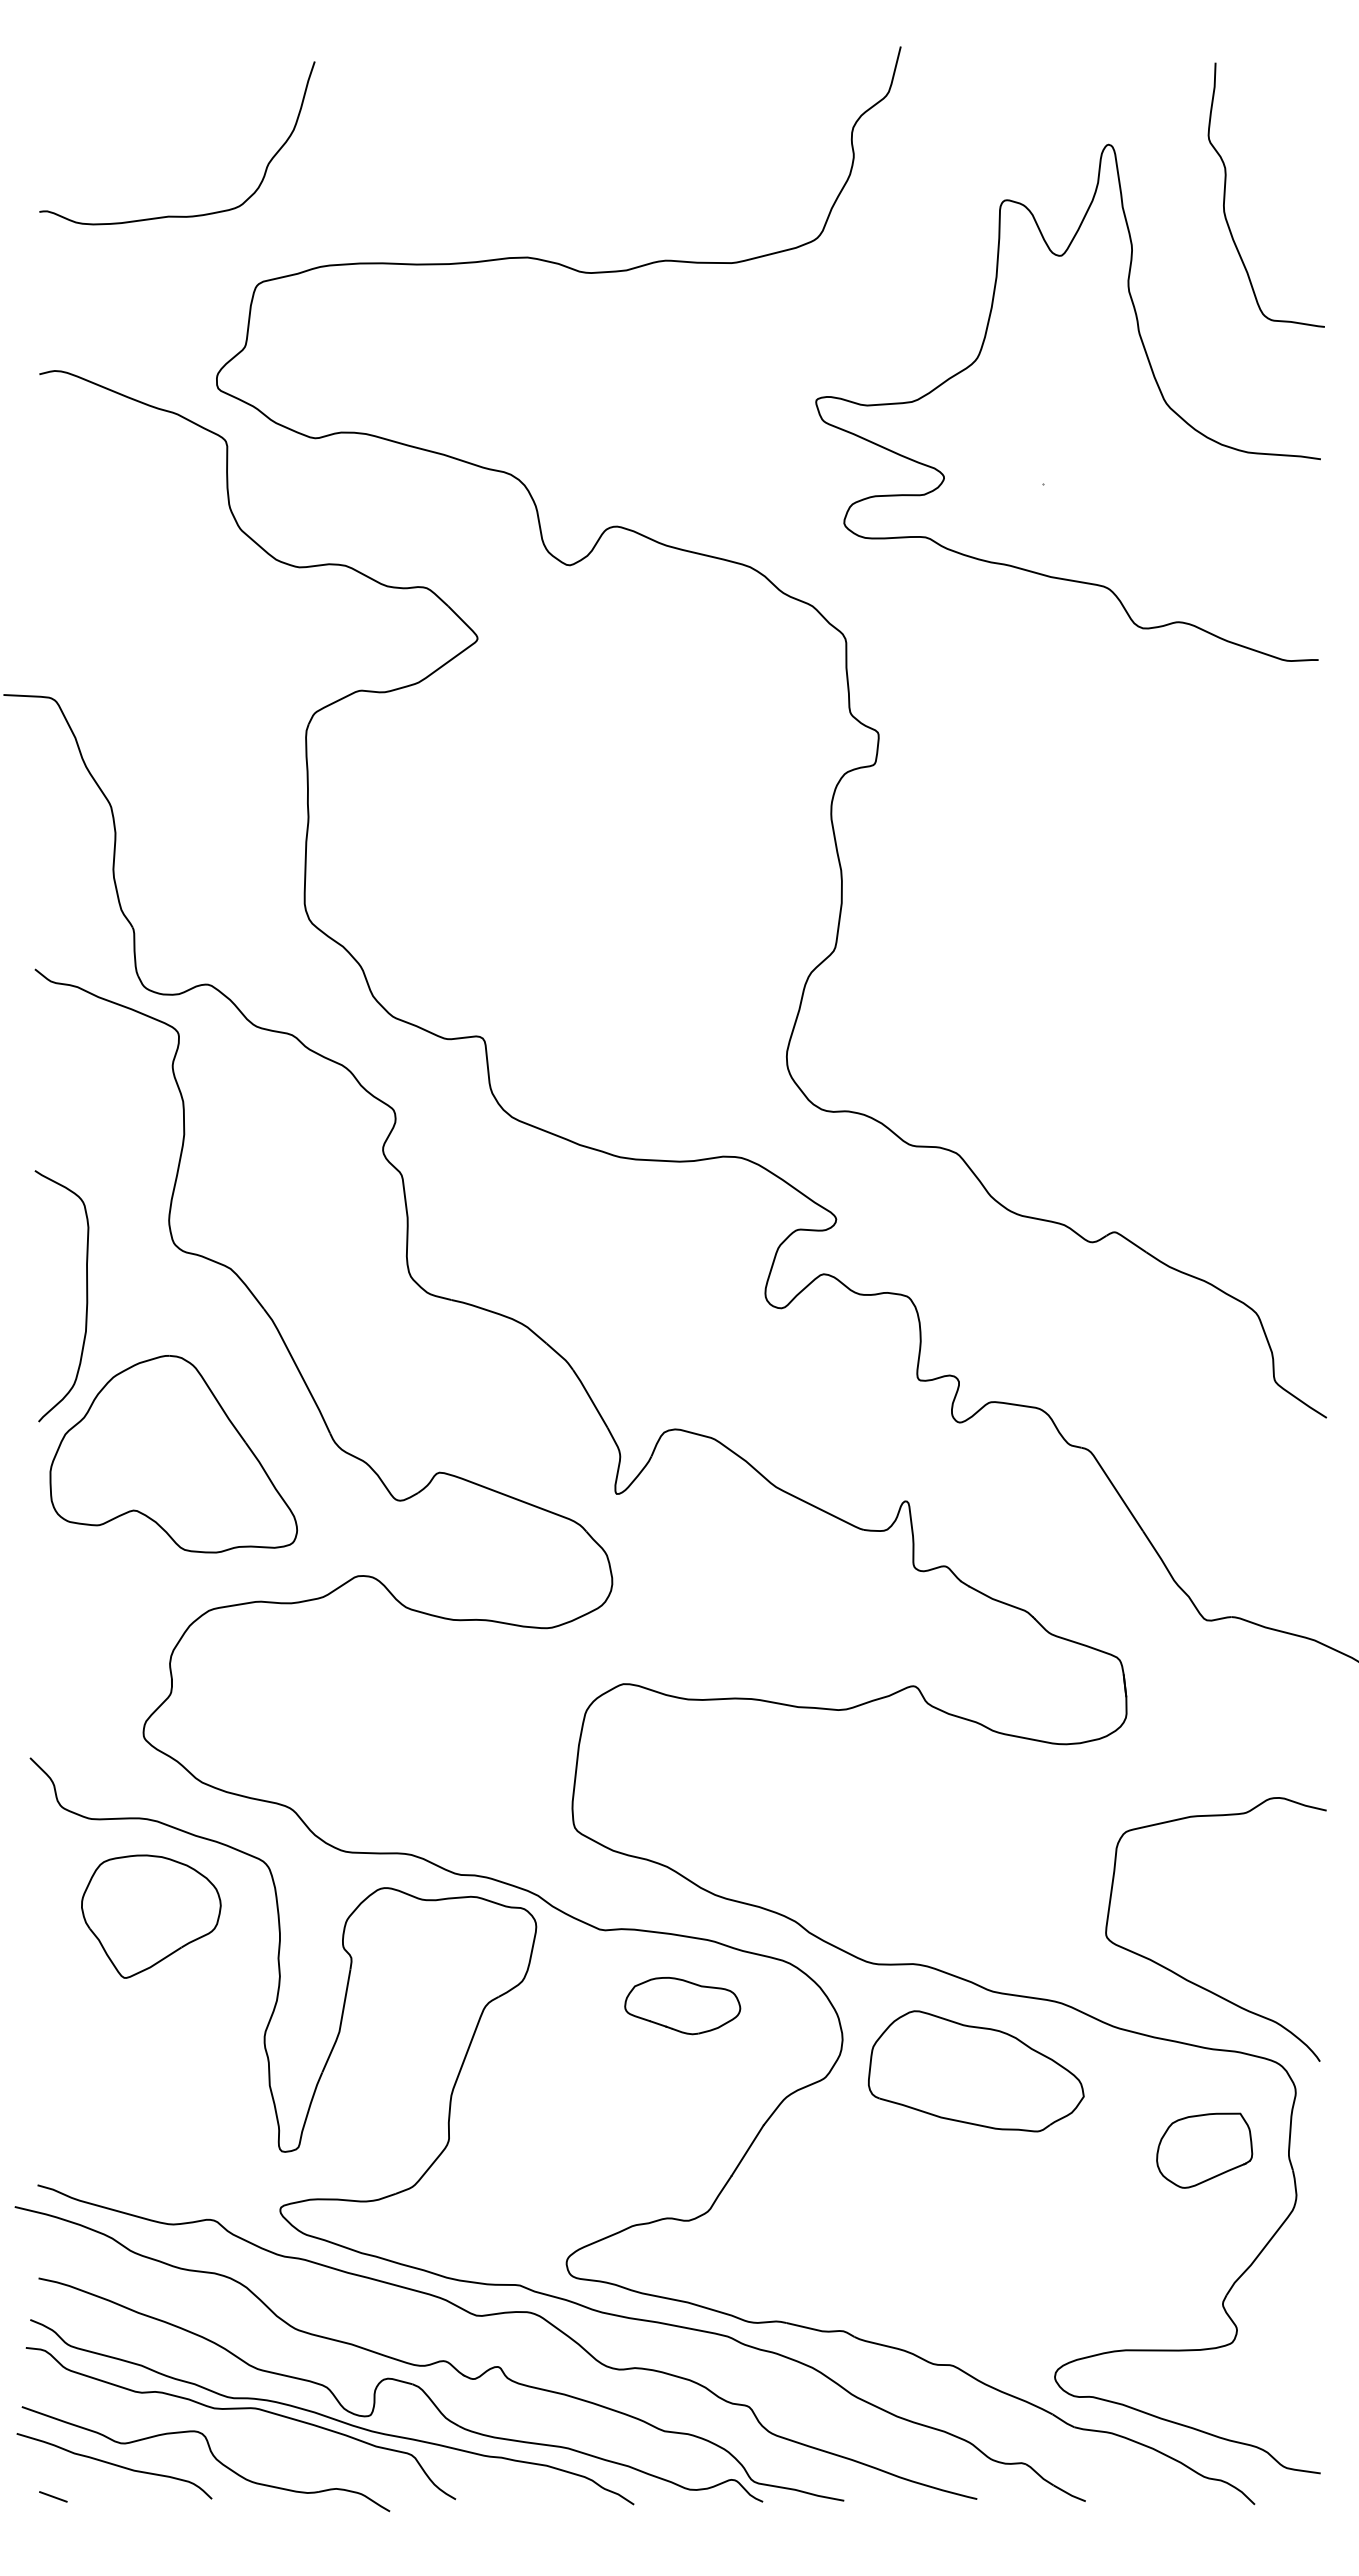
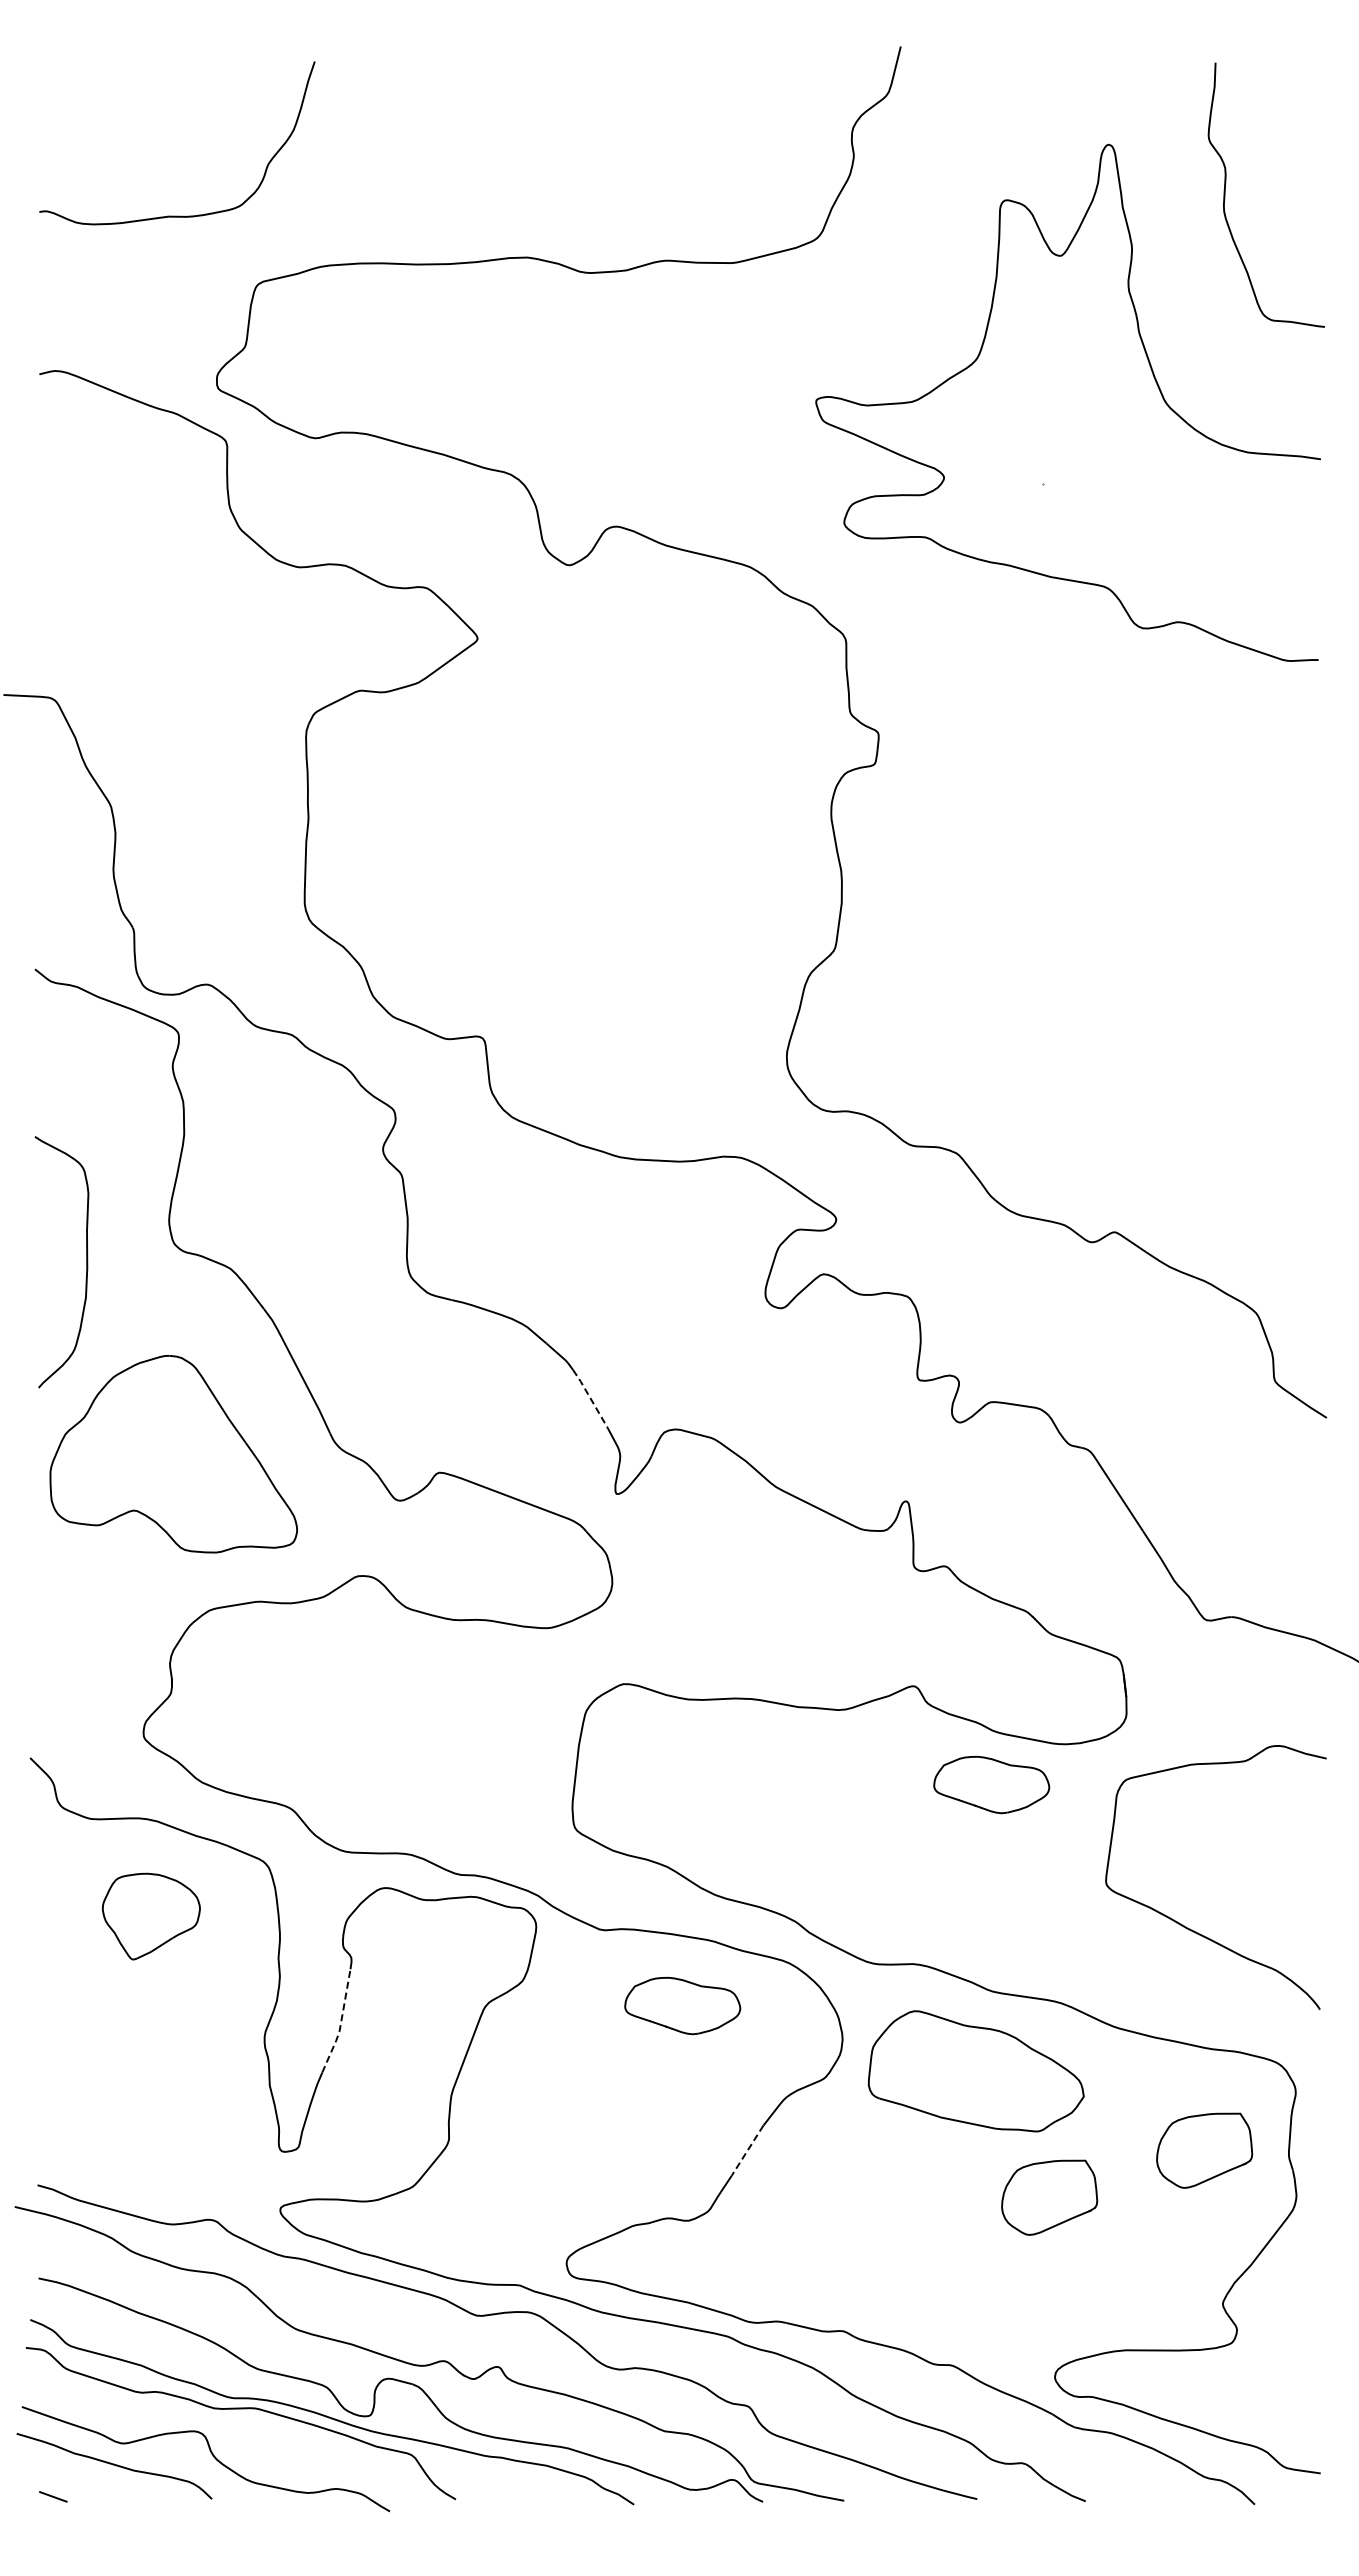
curve position: (86, 1296) -> (86, 1262) (86, 1262)
line: solid -> dashed (590, 1398)
part: none -> present (991, 1784)
part size: 141x125 px -> 99x89 px (151, 1916)
curve position: (1190, 1980) -> (1190, 1928) (1190, 1928)
line: solid -> dashed (341, 2023)
line: solid -> dashed (747, 2150)
part: none -> present (1049, 2197)
